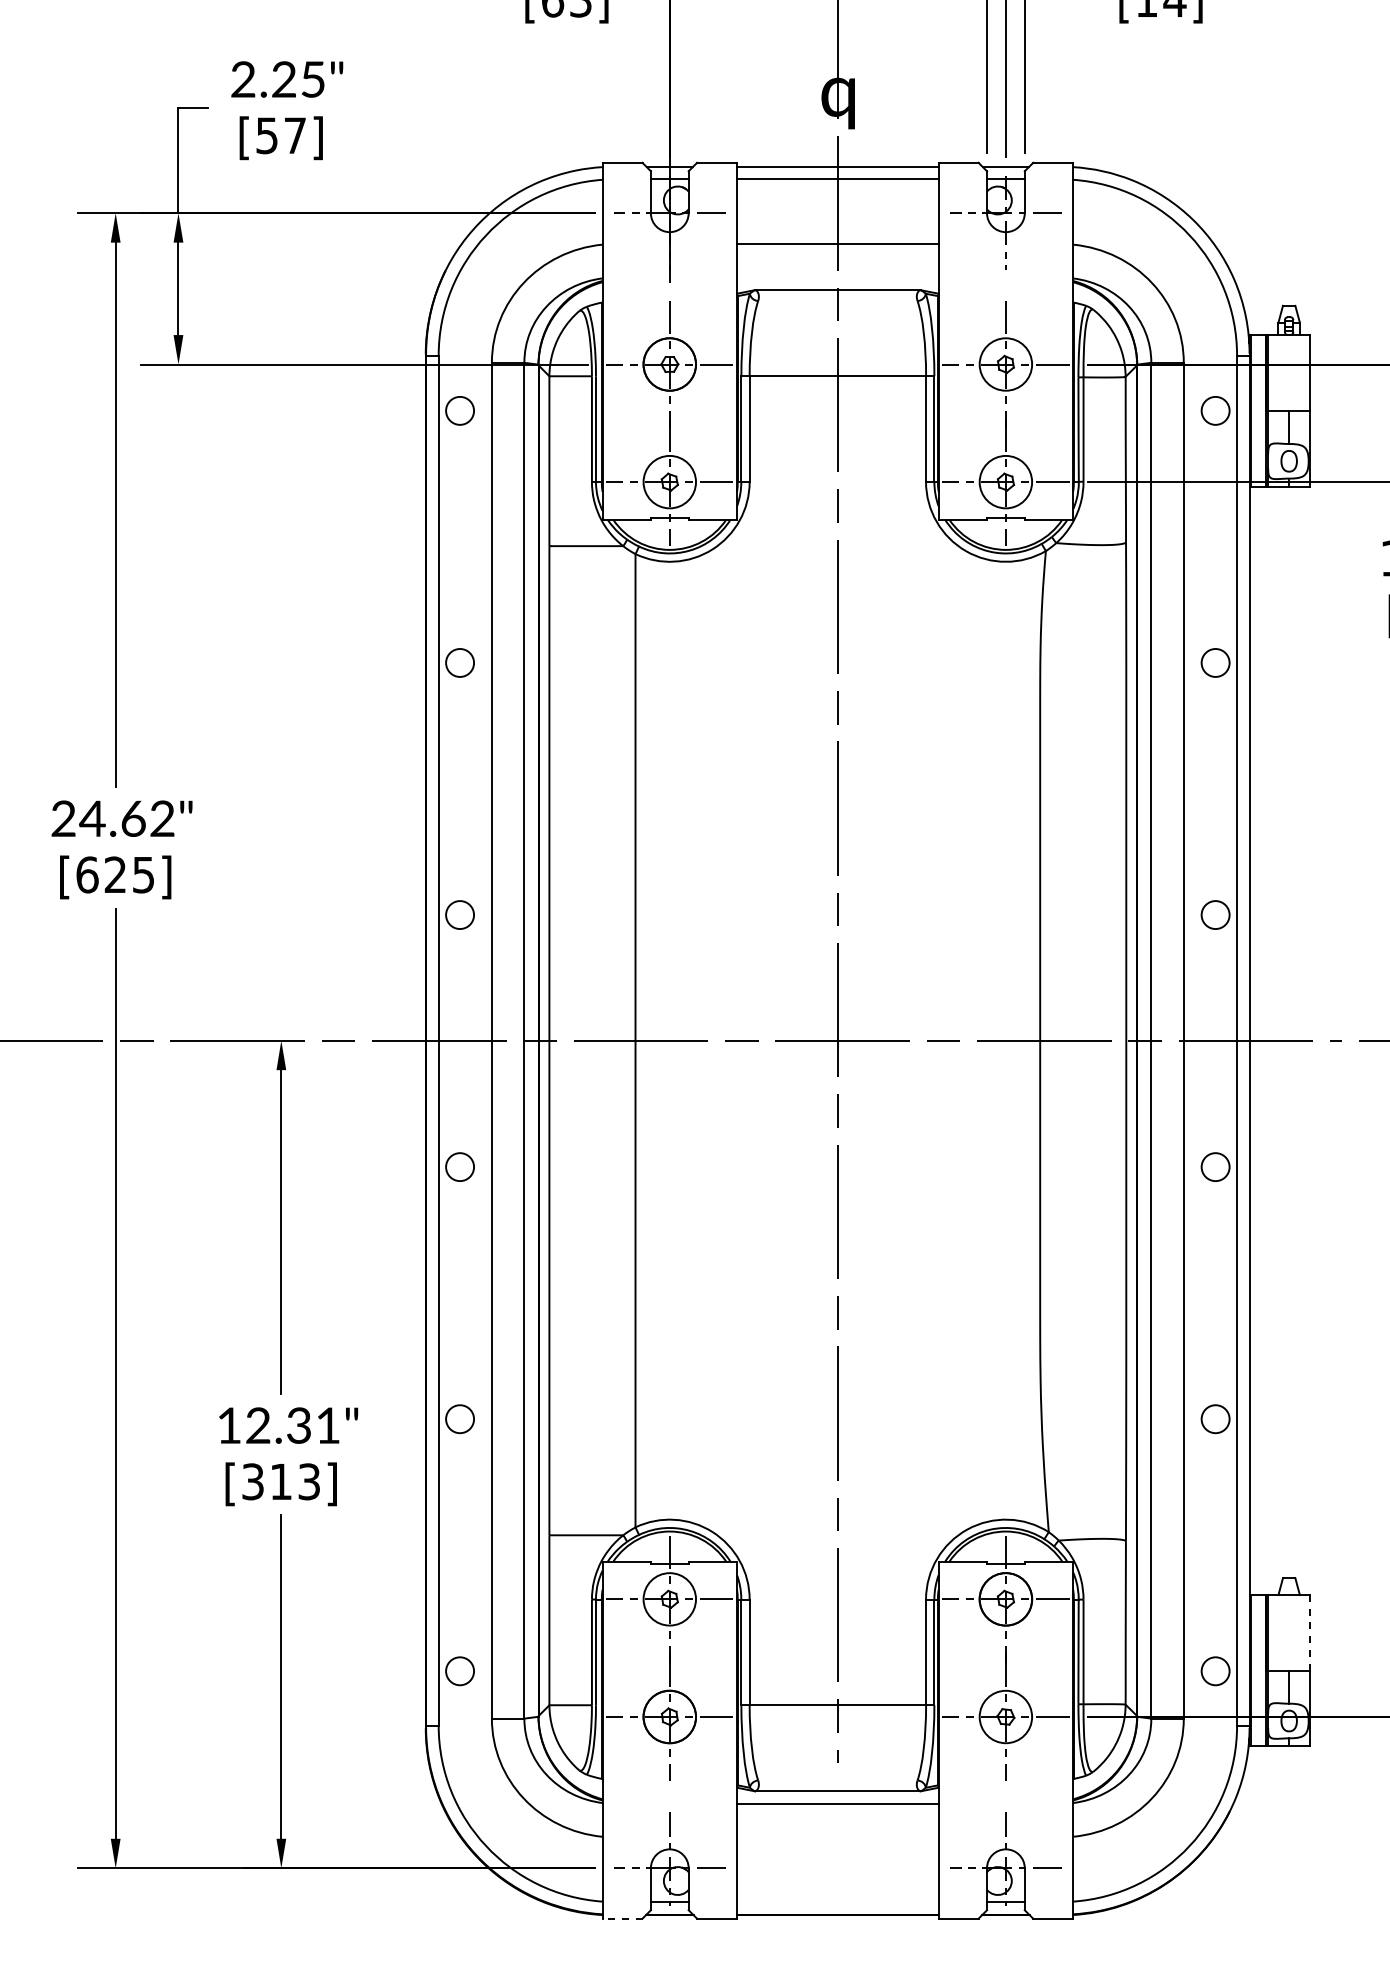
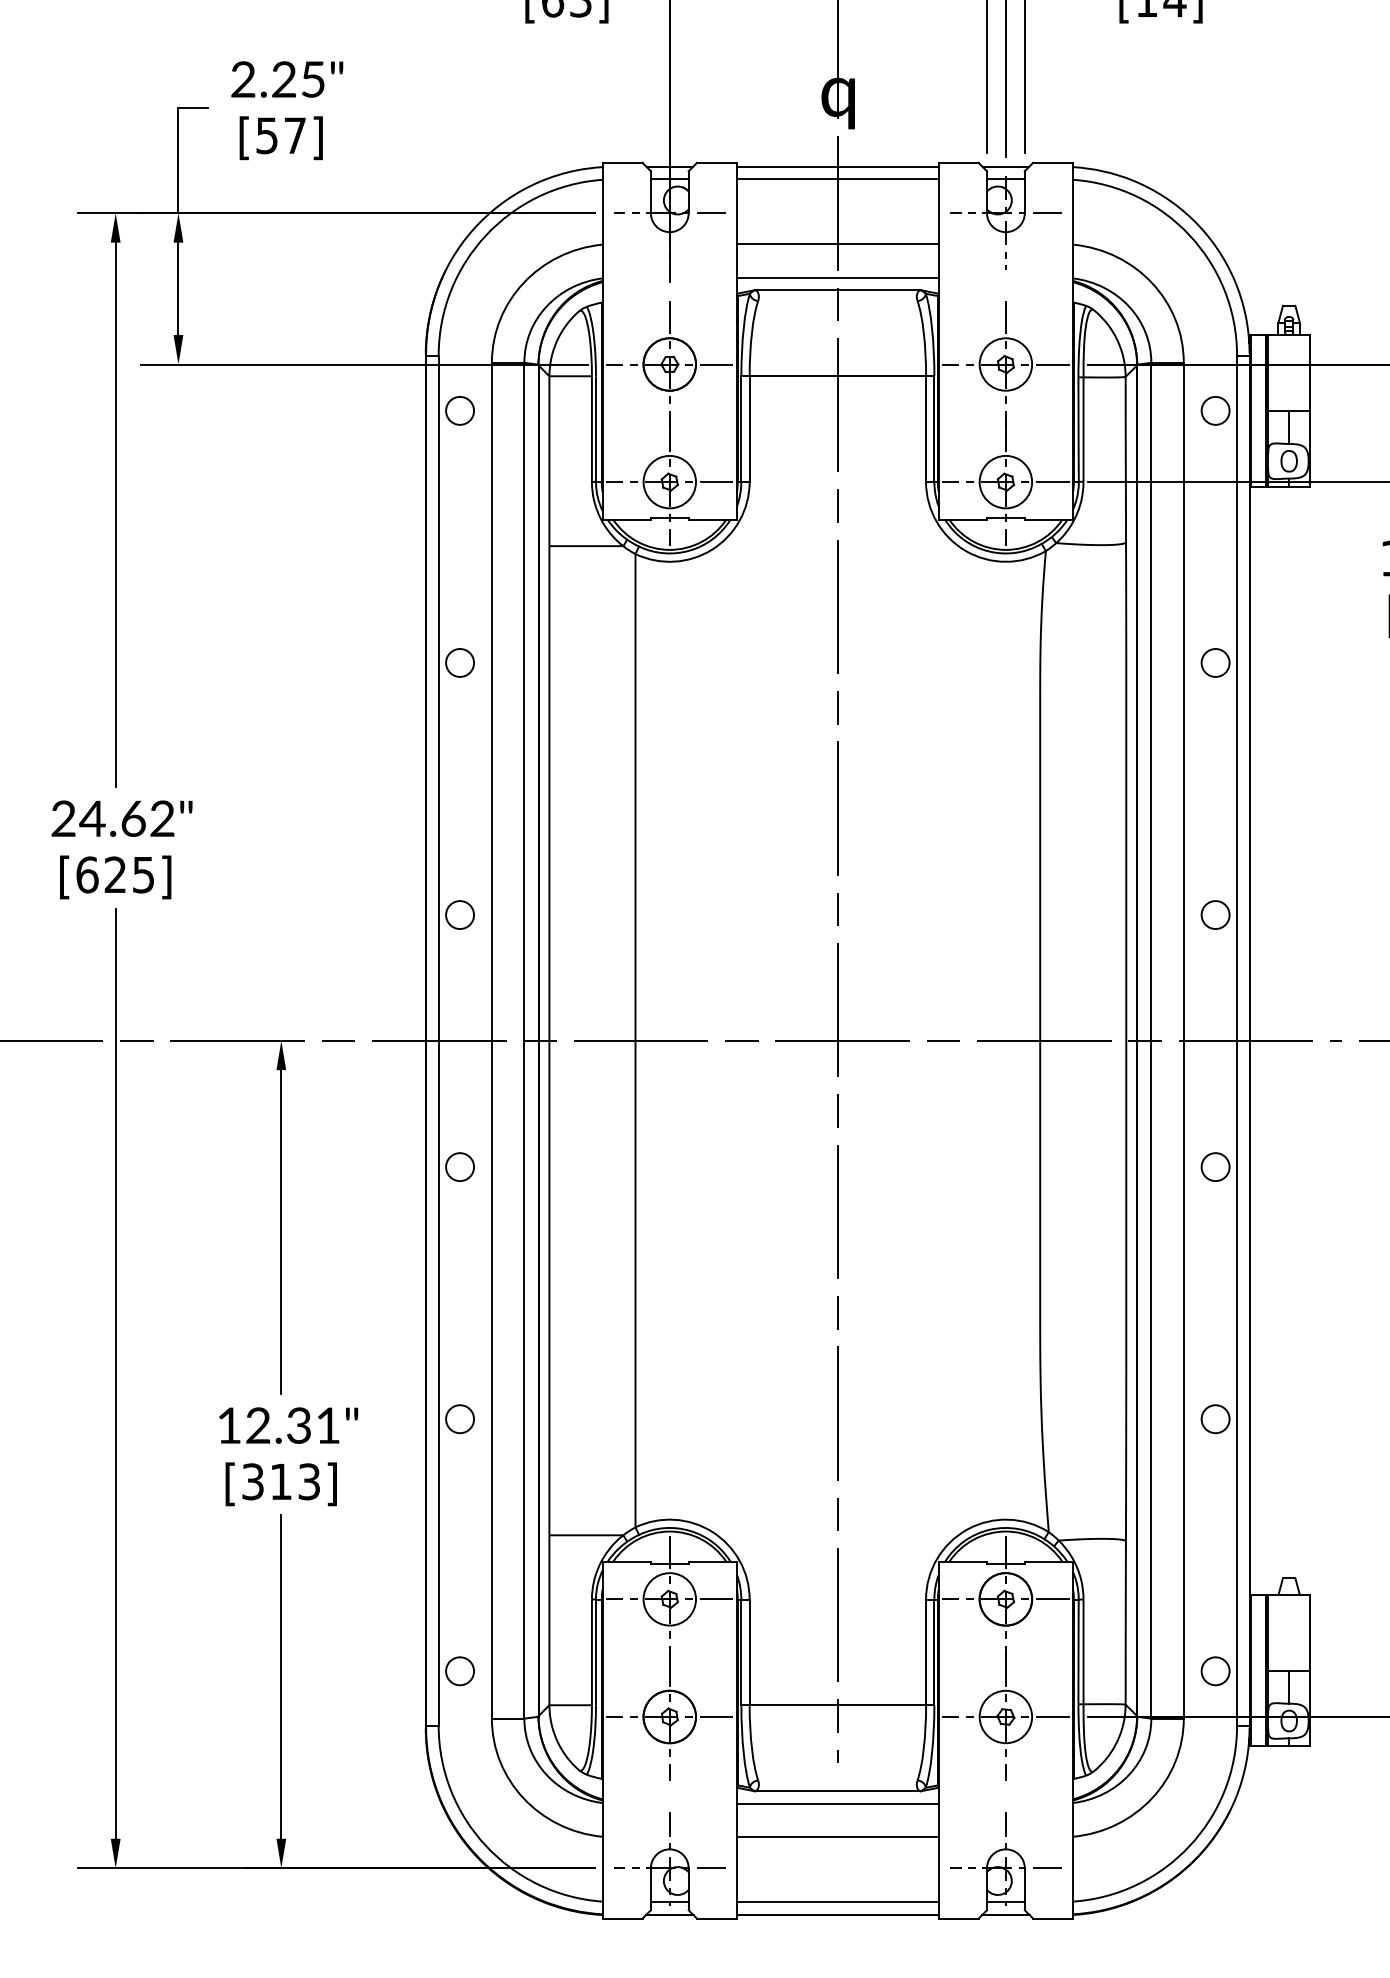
line: none -> present (837, 277)
line: dashed -> solid (1310, 1632)
line: none -> present (837, 1837)
line: none -> present (837, 1902)
line: dashed -> solid (622, 1918)
